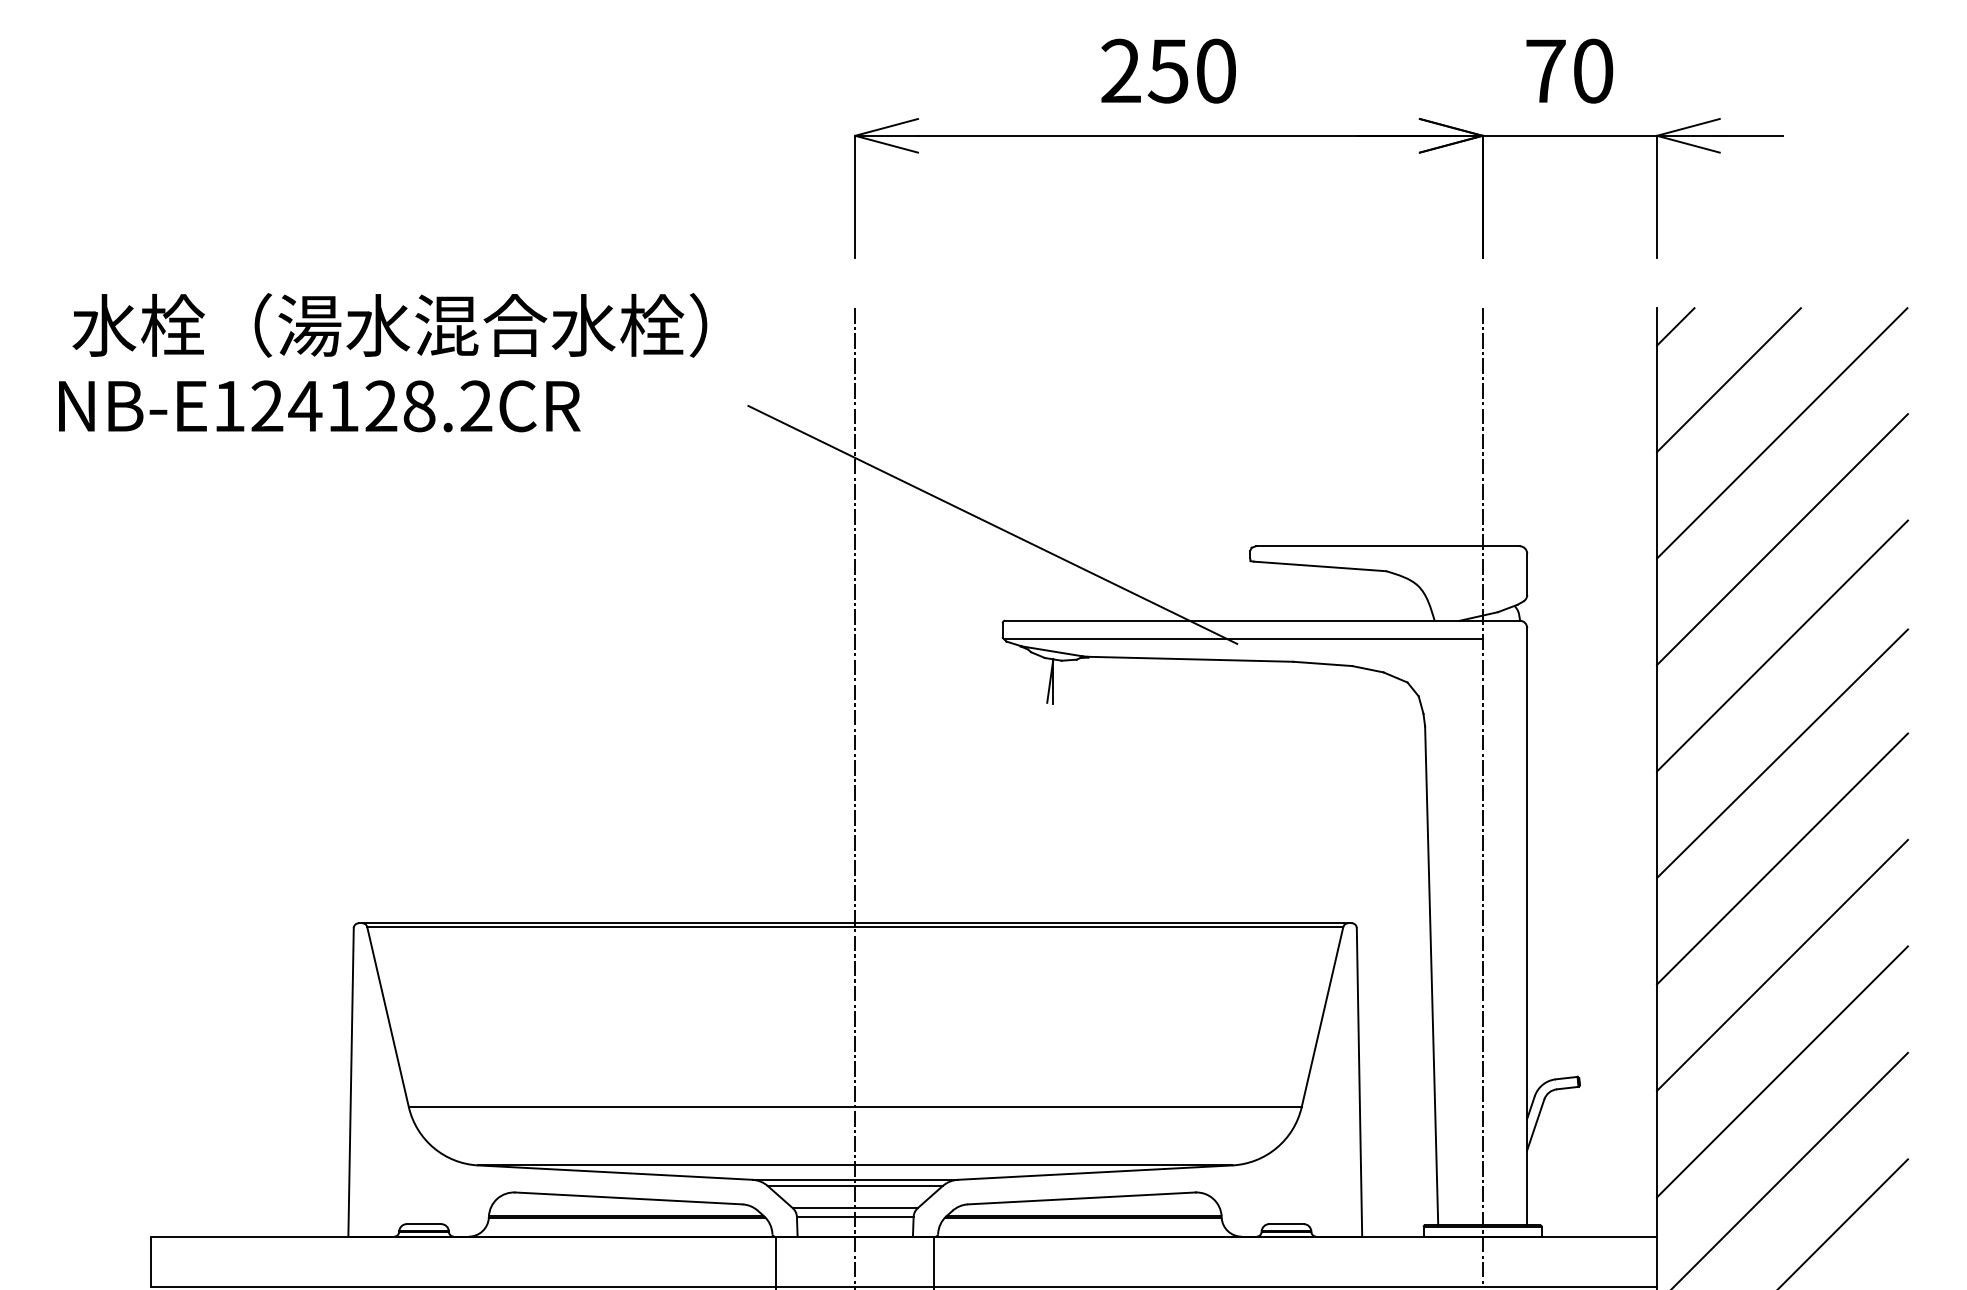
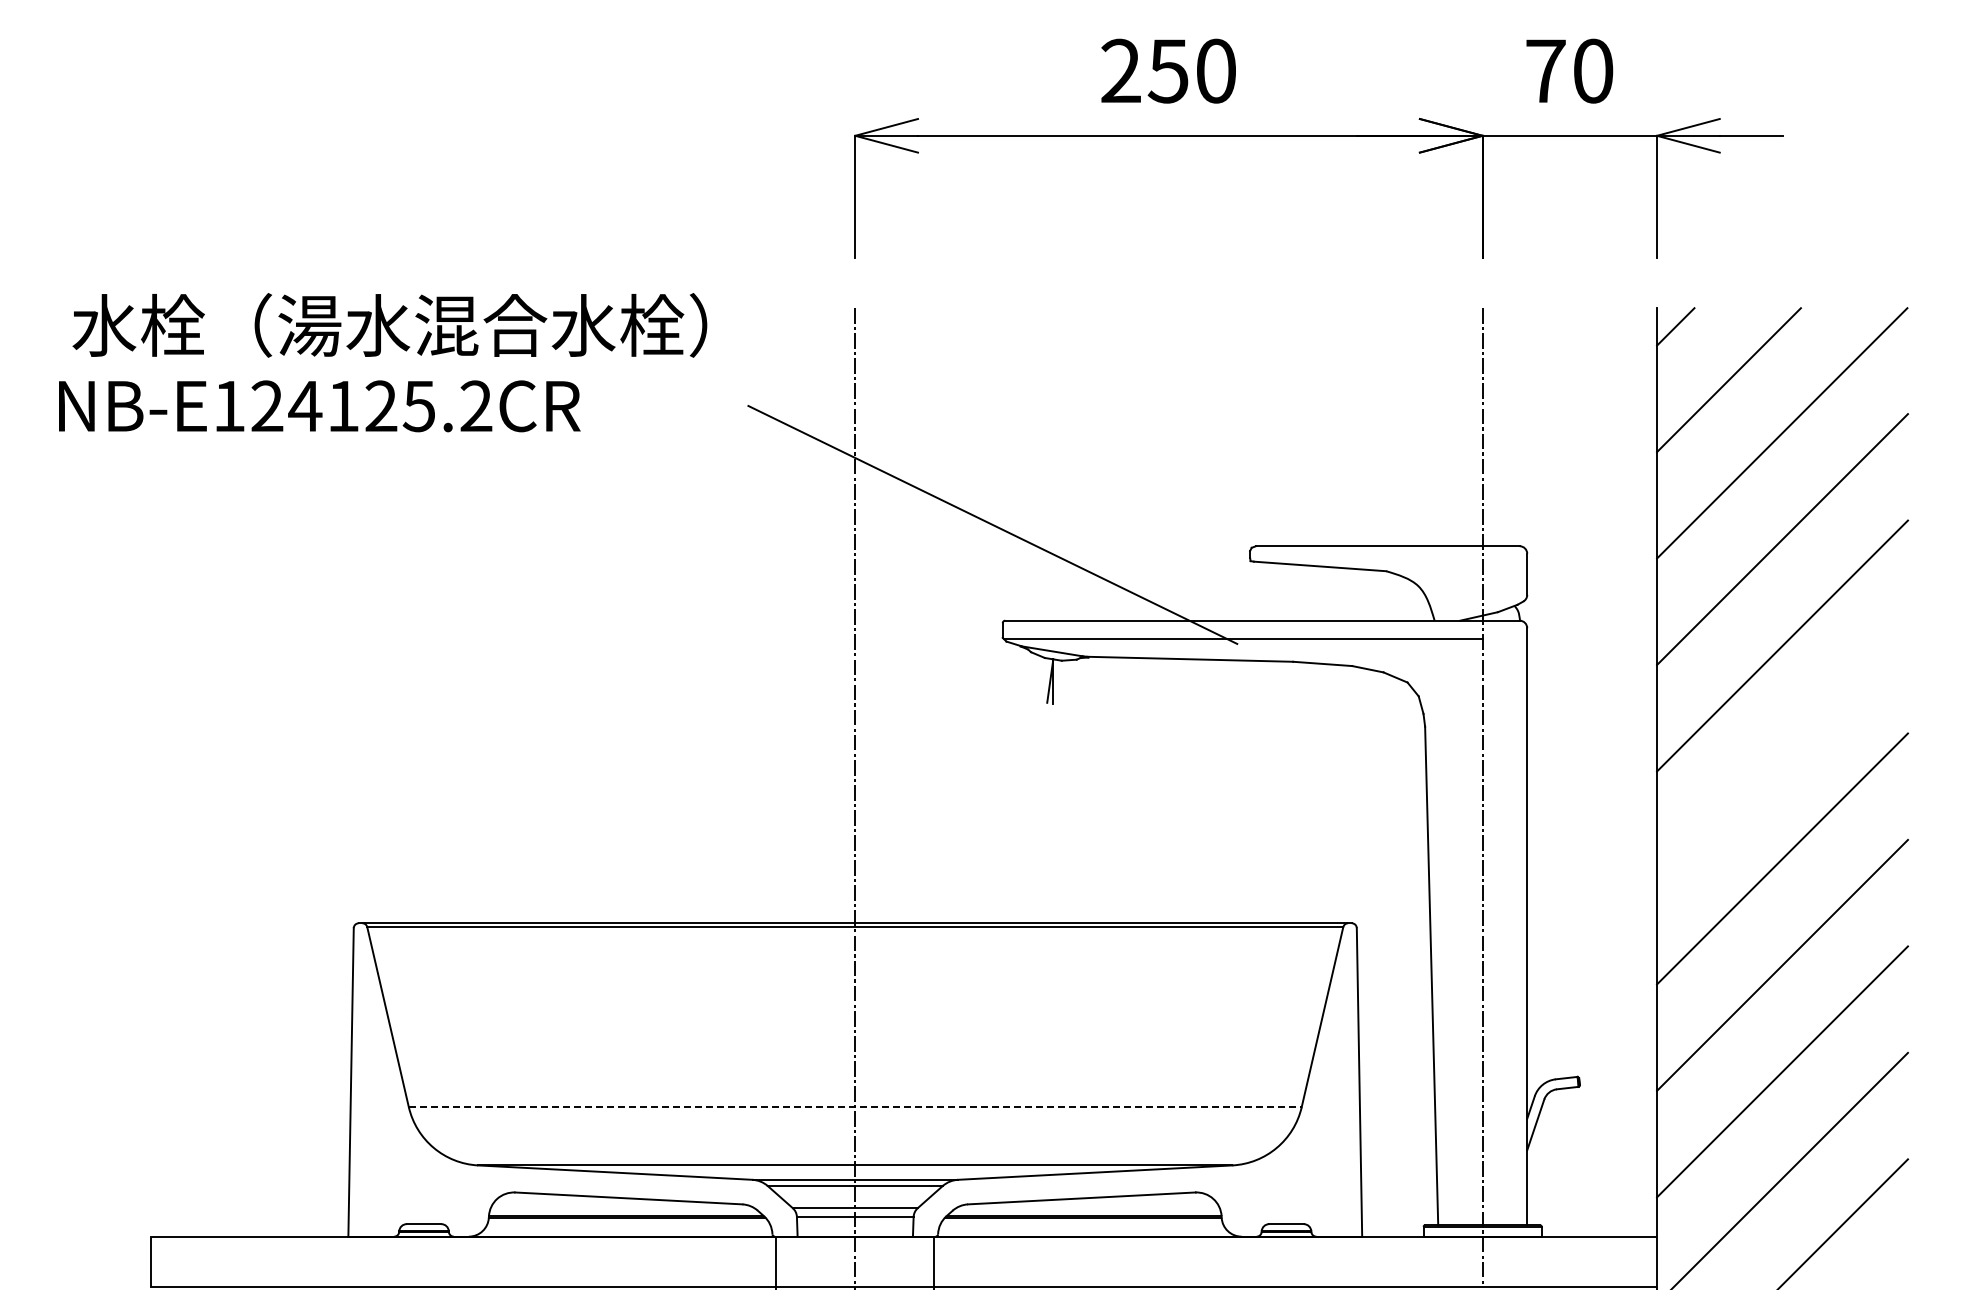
text: NB-E124128.2CR -> NB-E124125.2CR (418, 406)
line: present -> none (1782, 753)
line: solid -> dashed (855, 1107)
